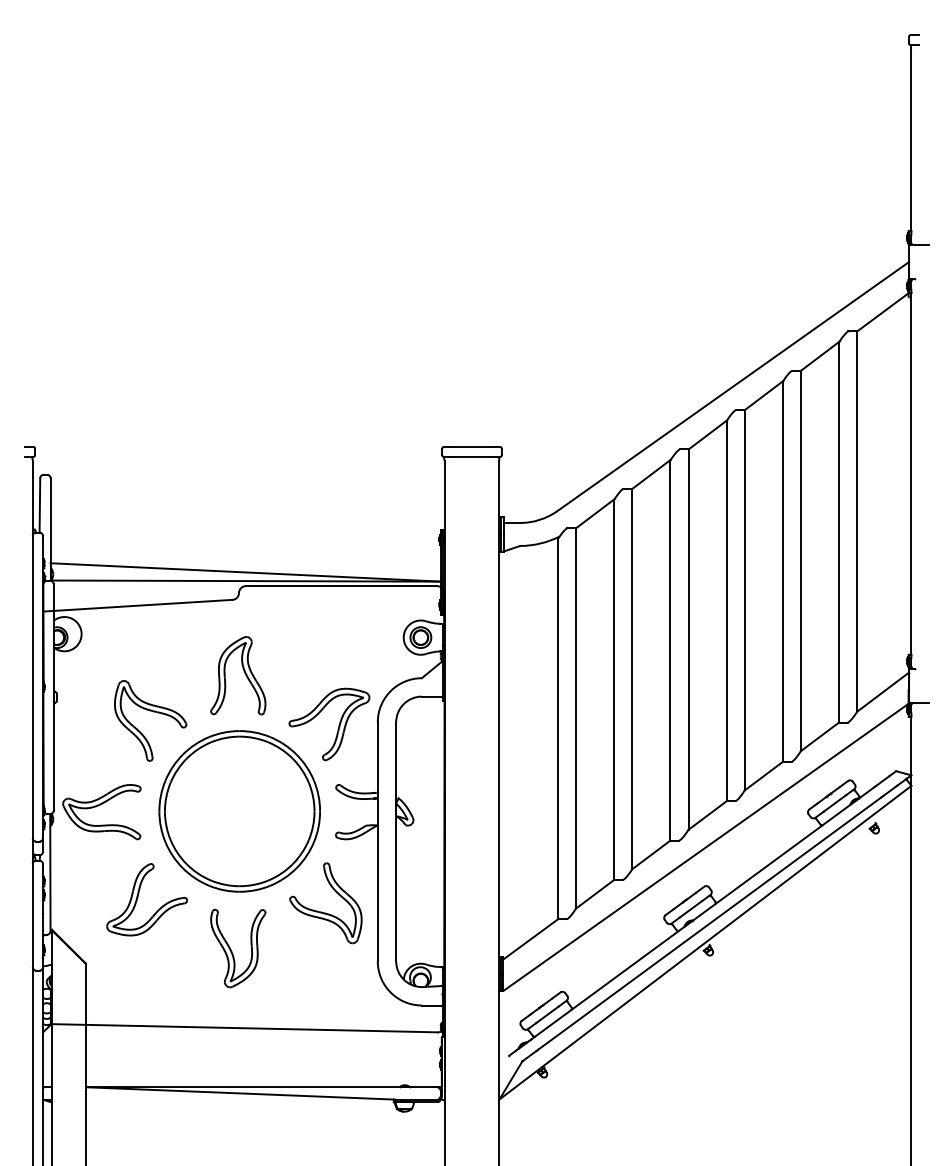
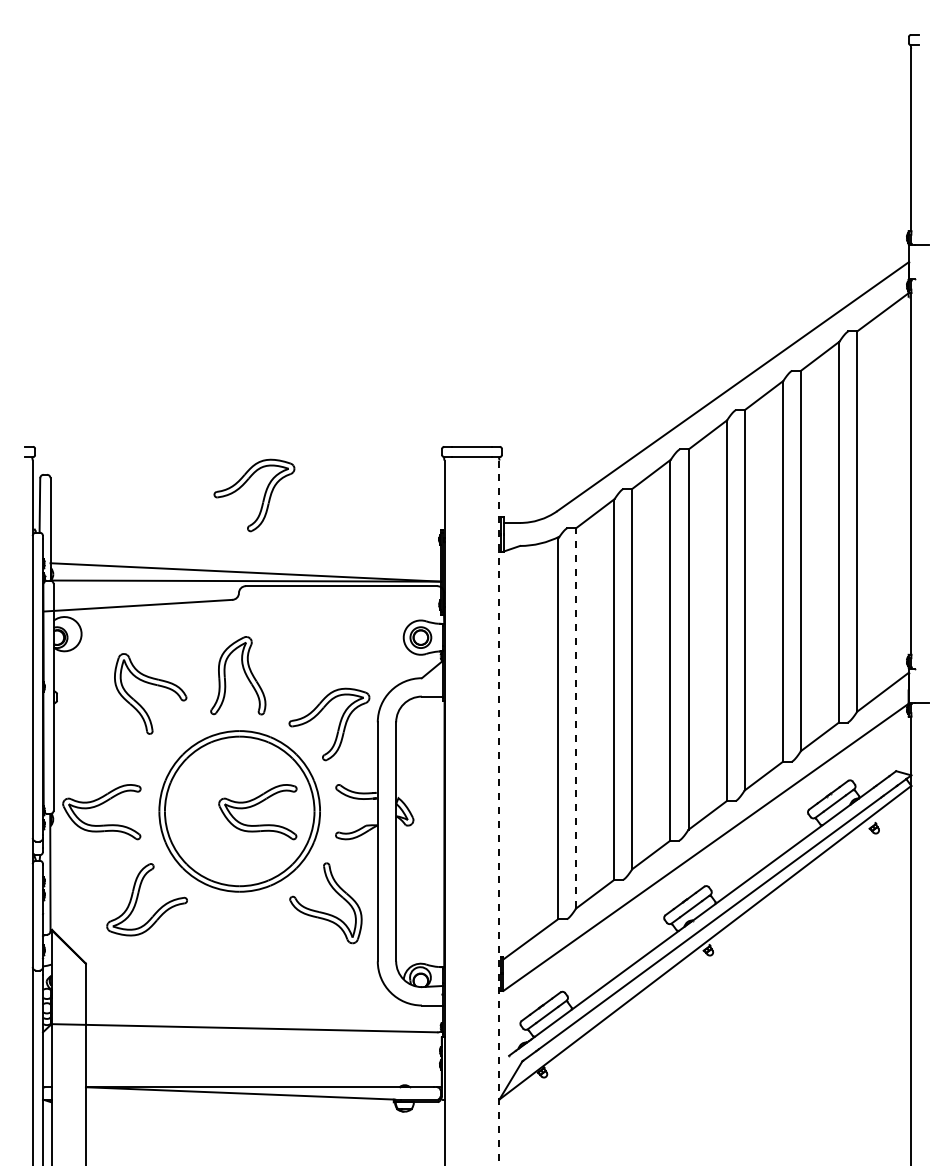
part: none -> present (263, 496)
part position: (153, 712) -> (153, 685) (153, 685)
line: solid -> dashed (576, 717)
part: none -> present (254, 806)
line: solid -> dashed (499, 813)
part: present -> none (232, 951)
